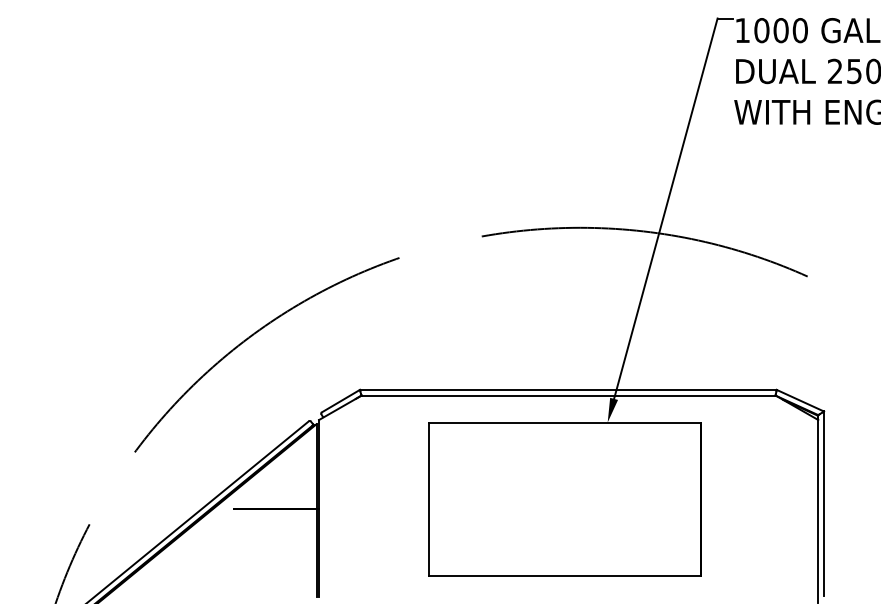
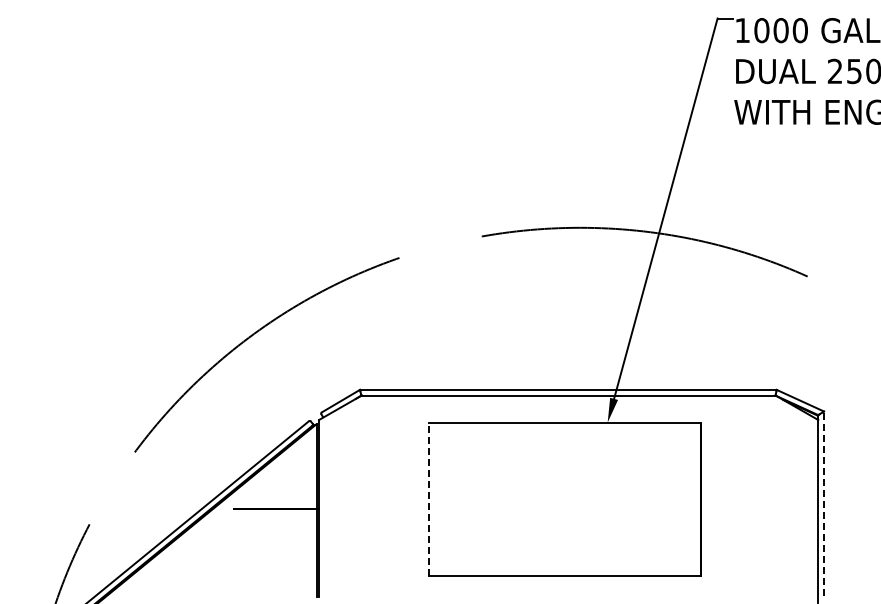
line: solid -> dashed (428, 499)
line: solid -> dashed (824, 503)
